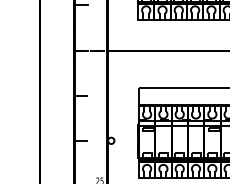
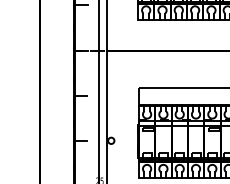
line position: (108, 91) -> (99, 91) (99, 91)
